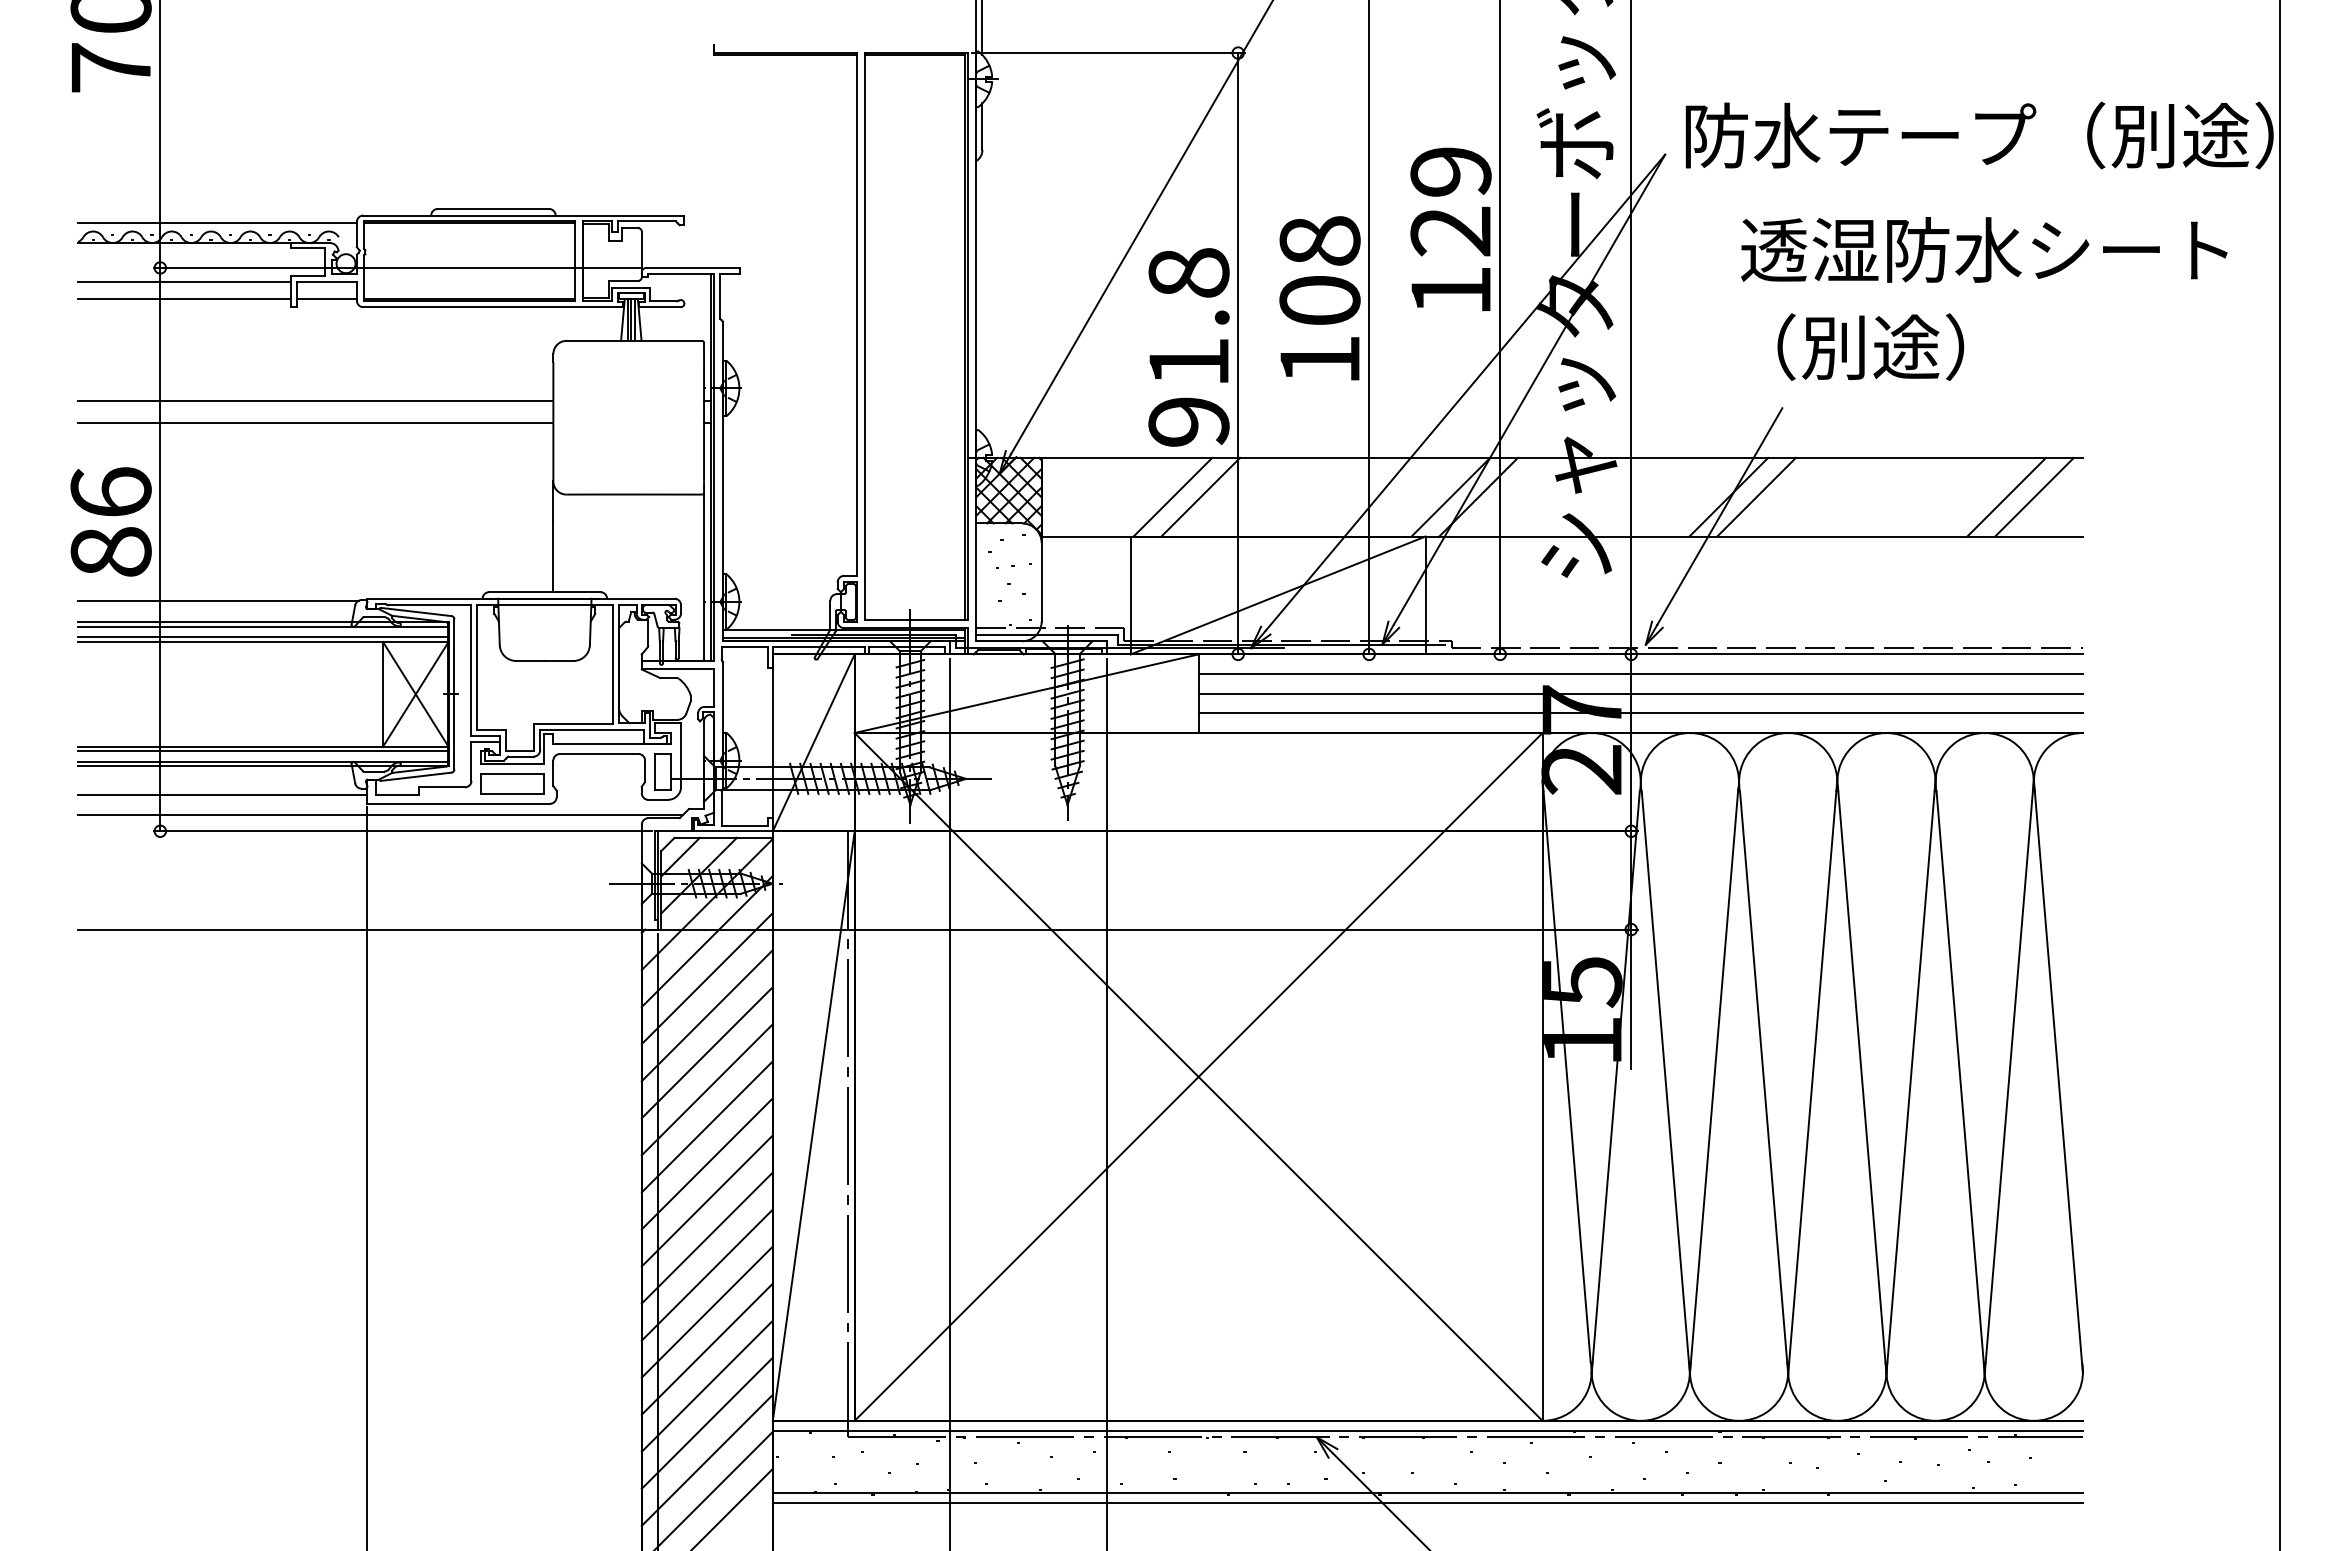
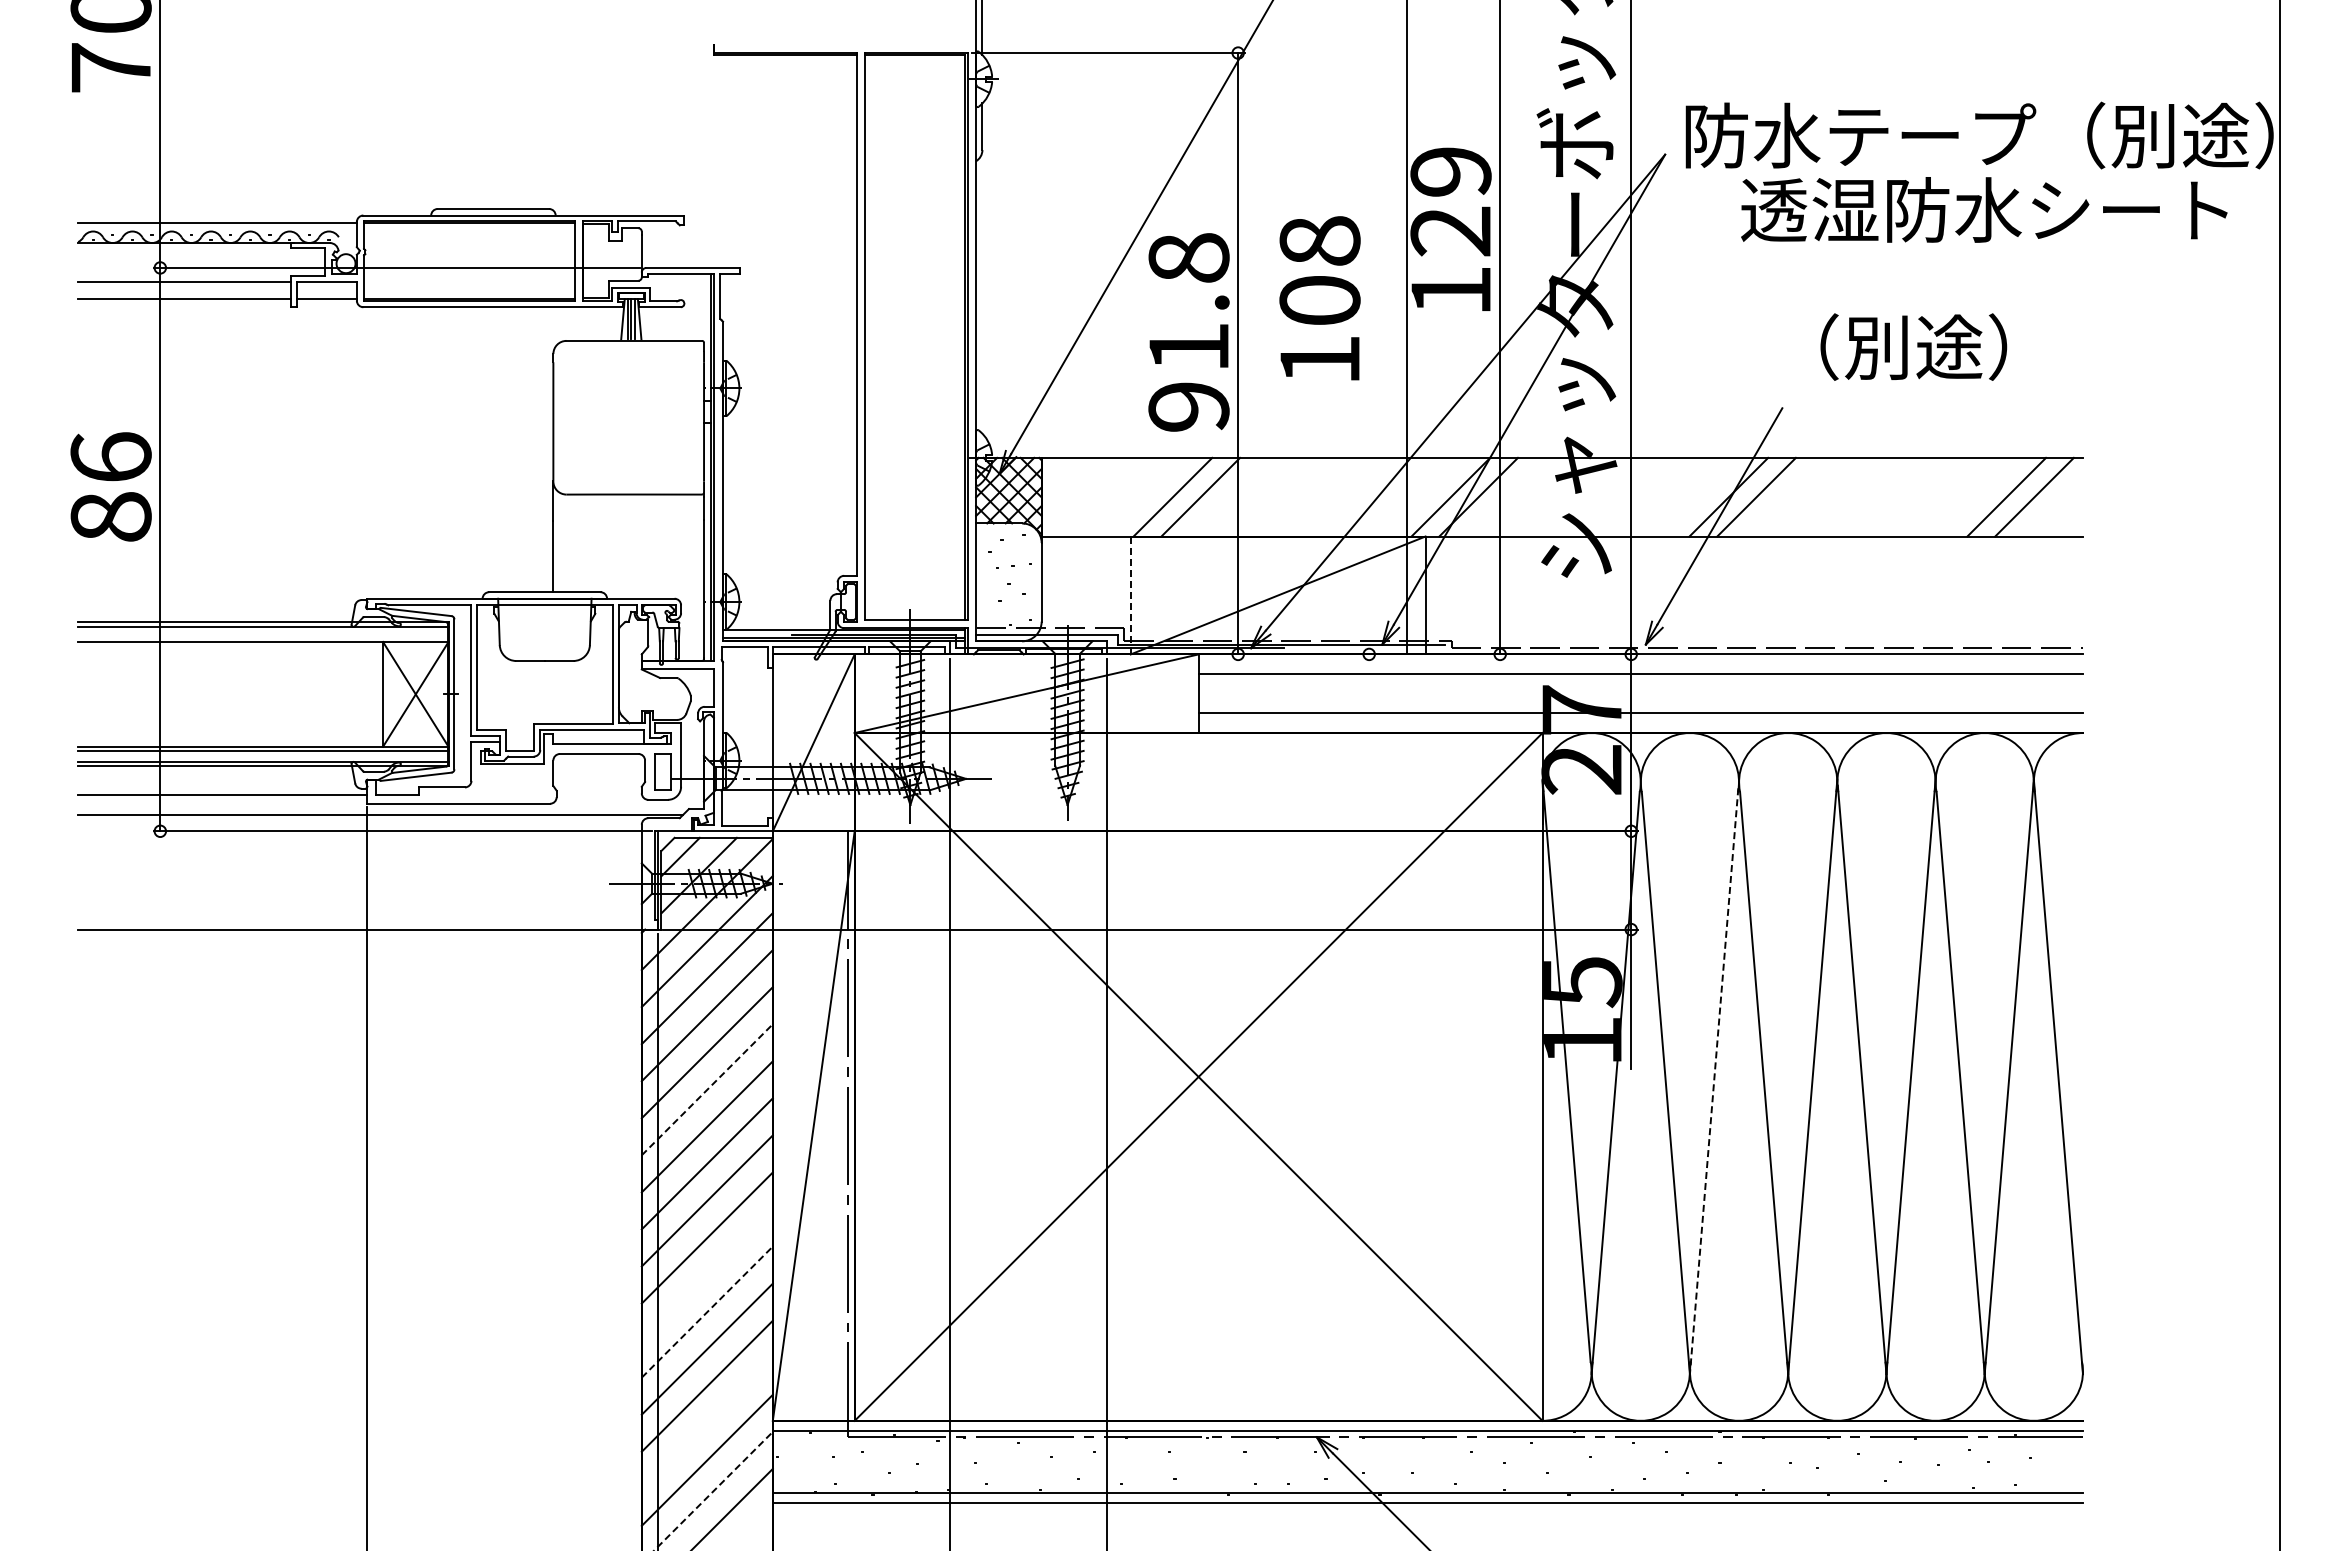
text position: (1984, 249) -> (1984, 209) (1984, 209)
line position: (1369, 328) -> (1407, 328) (1407, 328)
text position: (1870, 346) -> (1913, 346) (1913, 346)
text position: (1188, 347) -> (1188, 332) (1188, 332)
line: present -> none (315, 400)
line: present -> none (315, 423)
text position: (110, 521) -> (110, 486) (110, 486)
line: solid -> dashed (1130, 595)
line: present -> none (218, 600)
line: present -> none (263, 637)
line: present -> none (1640, 693)
part: present -> none (512, 783)
line: solid -> dashed (1714, 1081)
line: solid -> dashed (707, 1089)
line: present -> none (706, 1274)
line: solid -> dashed (707, 1312)
line: present -> none (706, 1422)
line: solid -> dashed (713, 1491)
